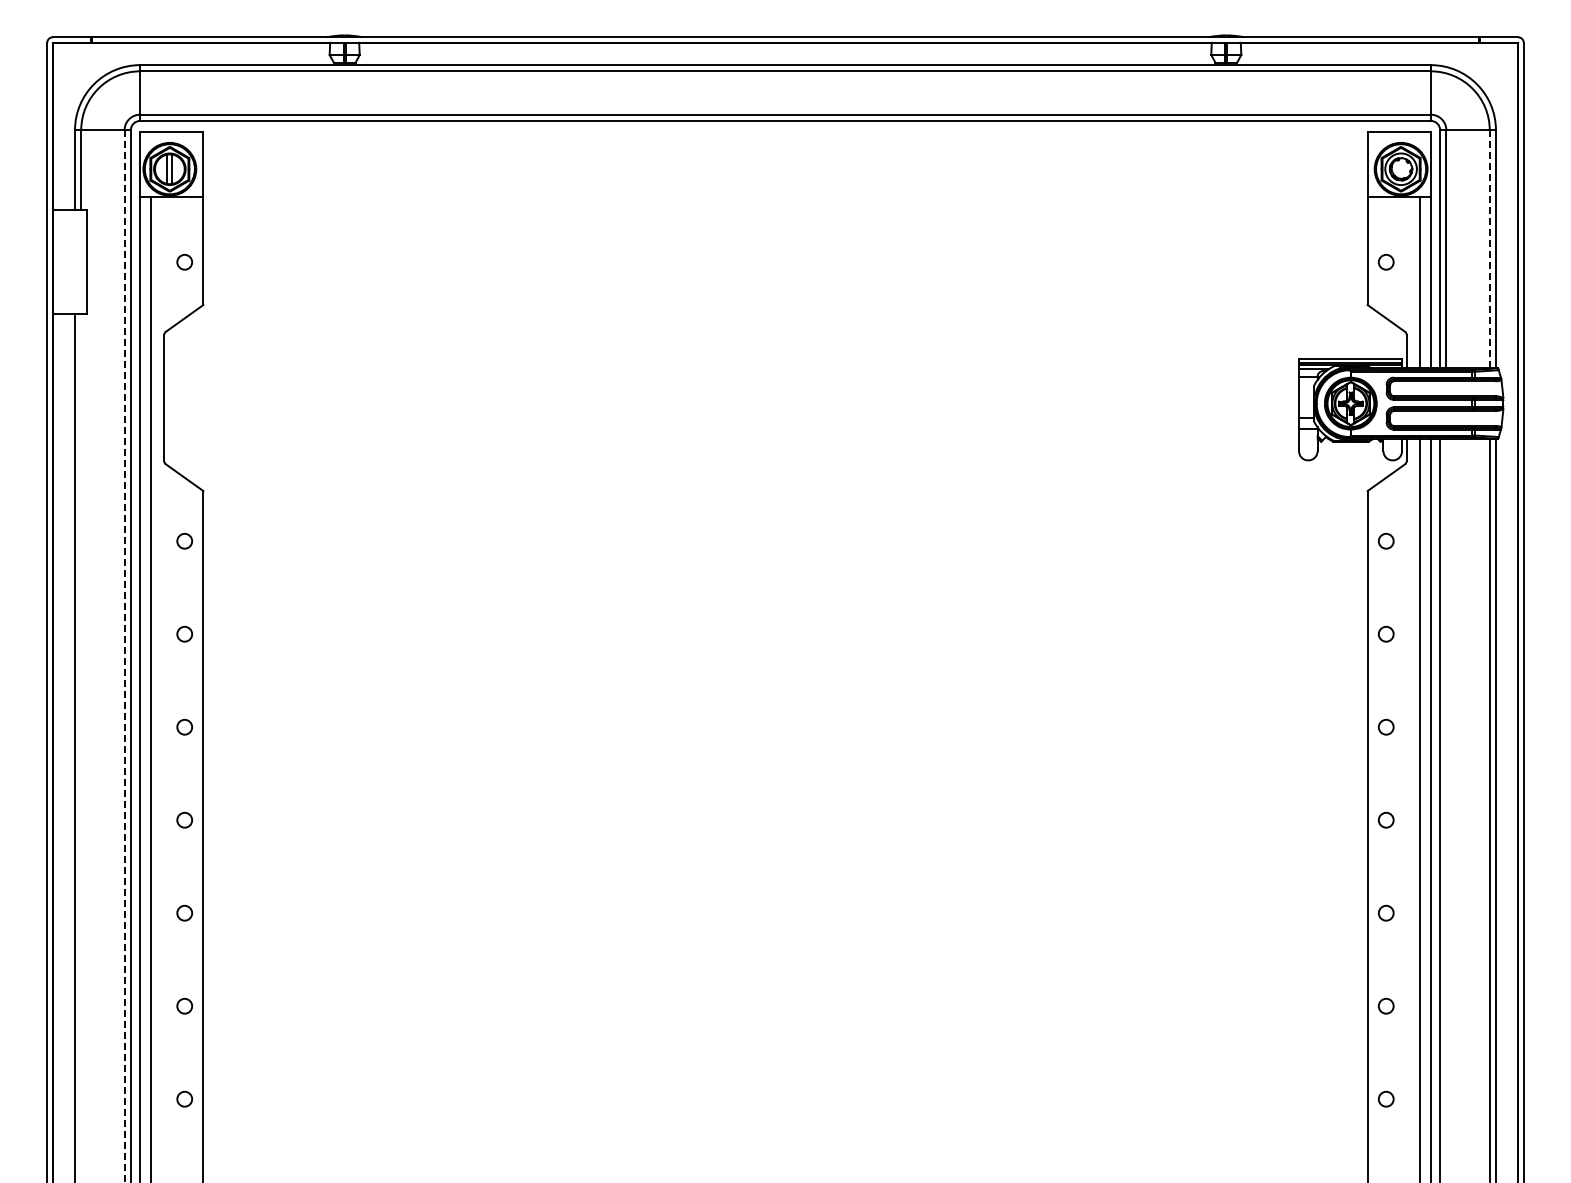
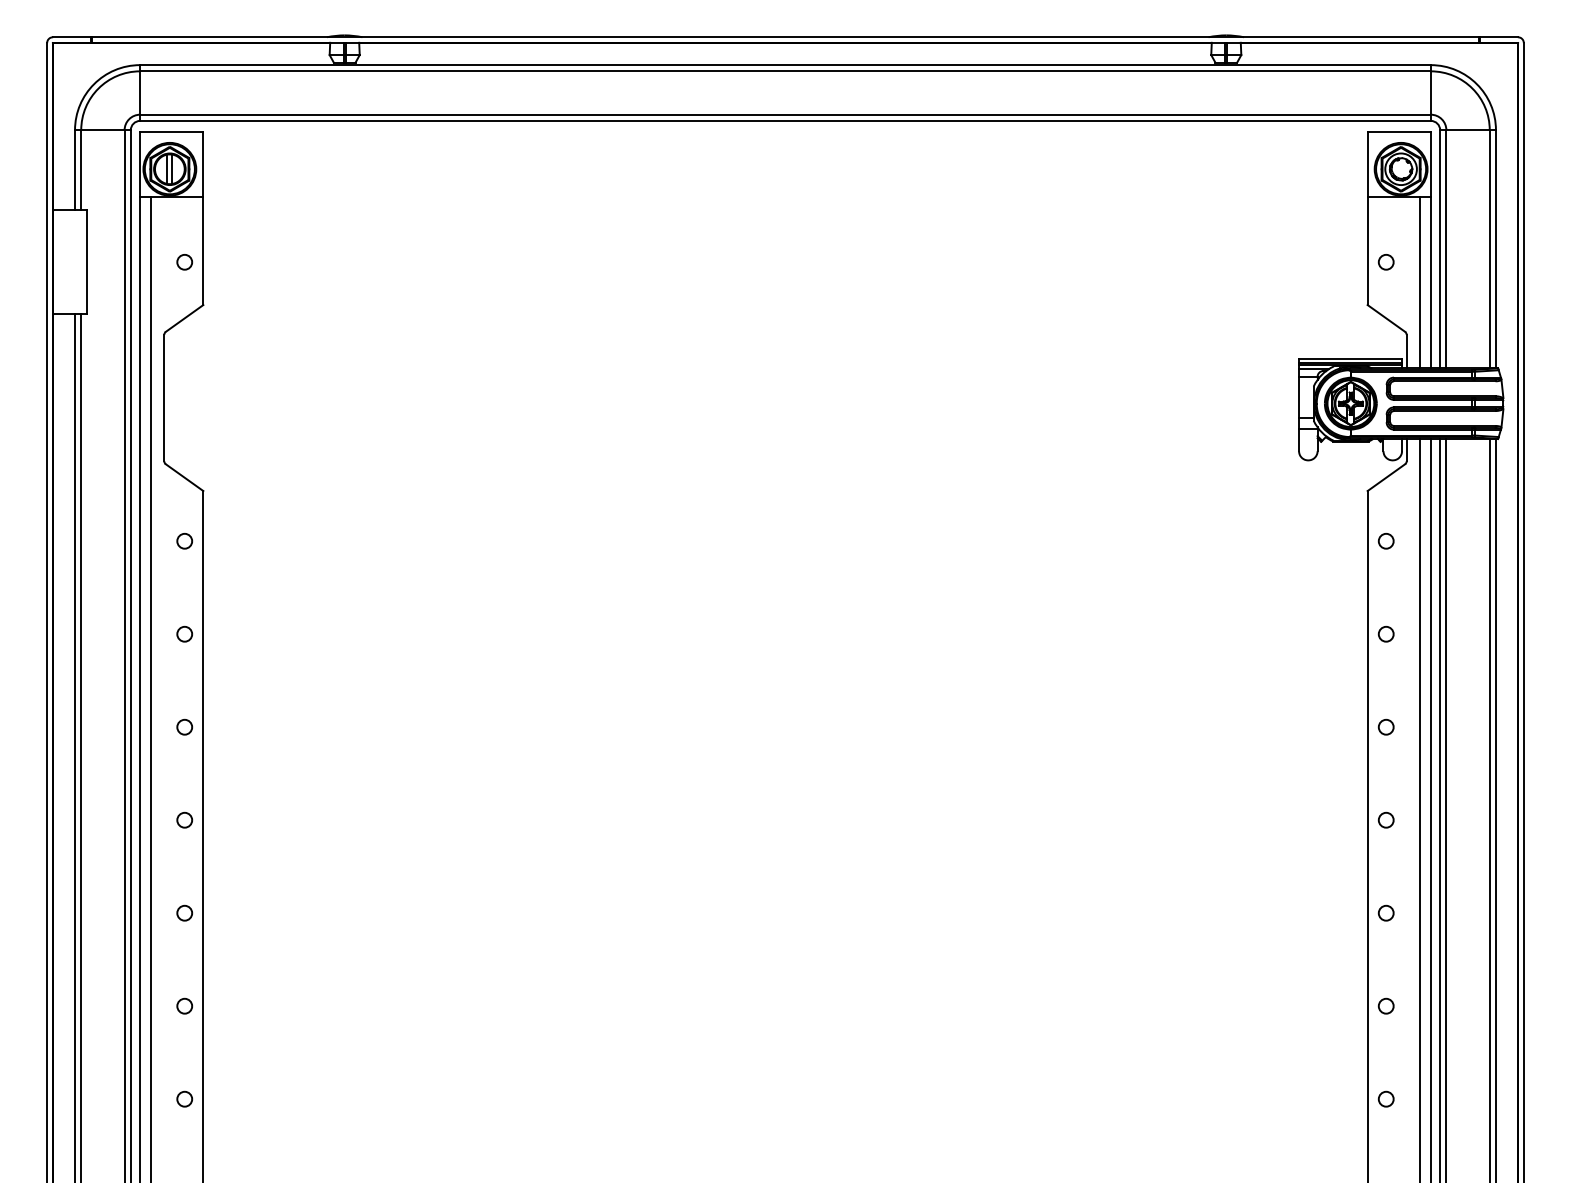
line: dashed -> solid (1489, 249)
line: dashed -> solid (124, 656)
line: none -> present (81, 746)
line: none -> present (1446, 808)
